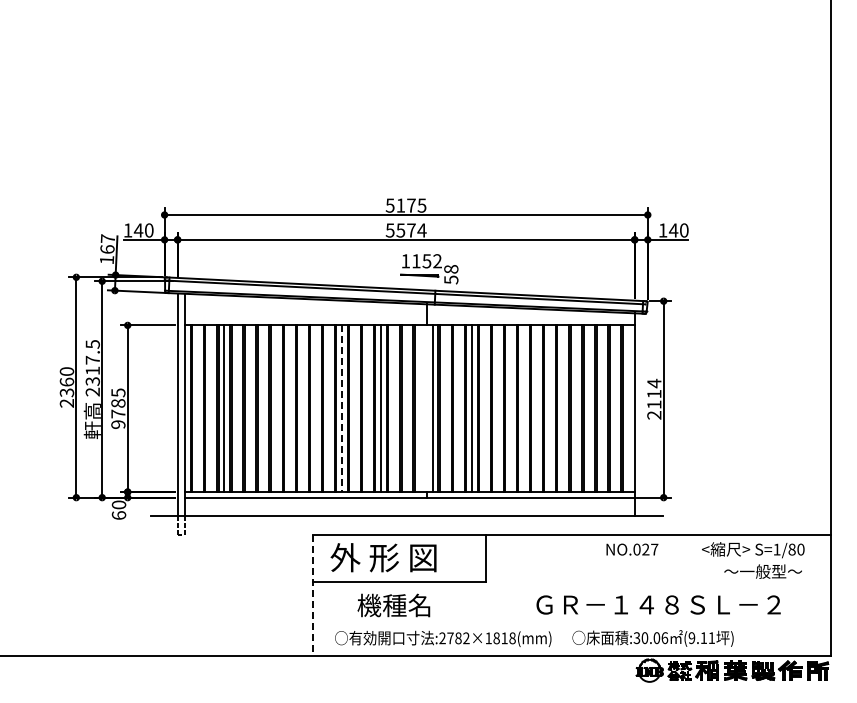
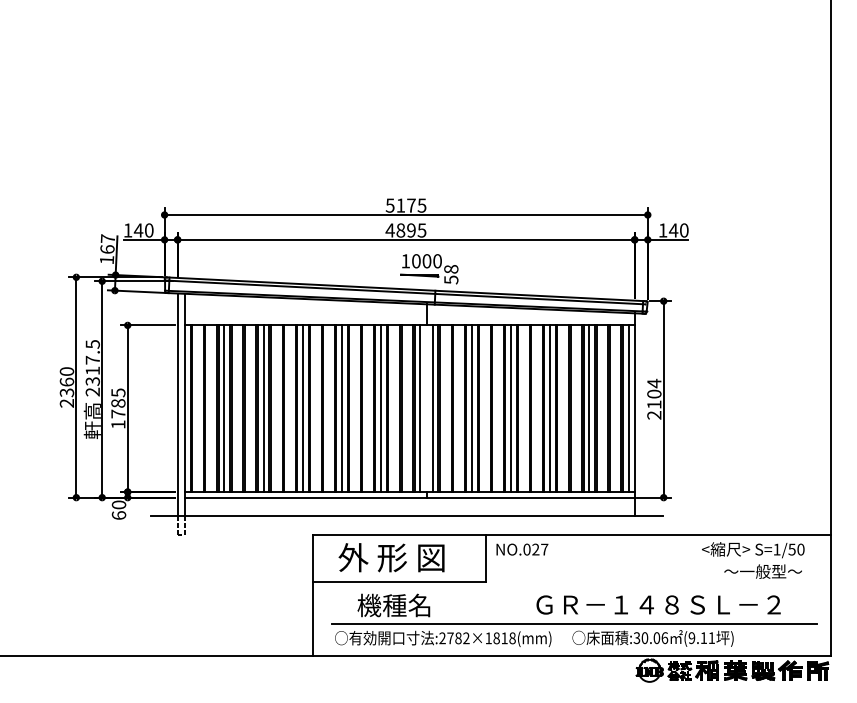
text: 5574 -> 4895 (405, 230)
text: 1152 -> 1000 (426, 261)
text: 2114 -> 2104 (654, 393)
line: none -> present (263, 408)
line: none -> present (302, 408)
line: none -> present (420, 408)
line: none -> present (511, 408)
line: none -> present (550, 408)
line: none -> present (589, 408)
line: none -> present (628, 408)
line: dashed -> solid (342, 409)
text: 9785 -> 1785 (118, 424)
text position: (632, 549) -> (522, 549) (522, 549)
text: S=1/80 -> S=1/50 (791, 549)
text position: (383, 557) -> (391, 557) (391, 557)
line: dashed -> solid (313, 595)
line: none -> present (574, 624)
